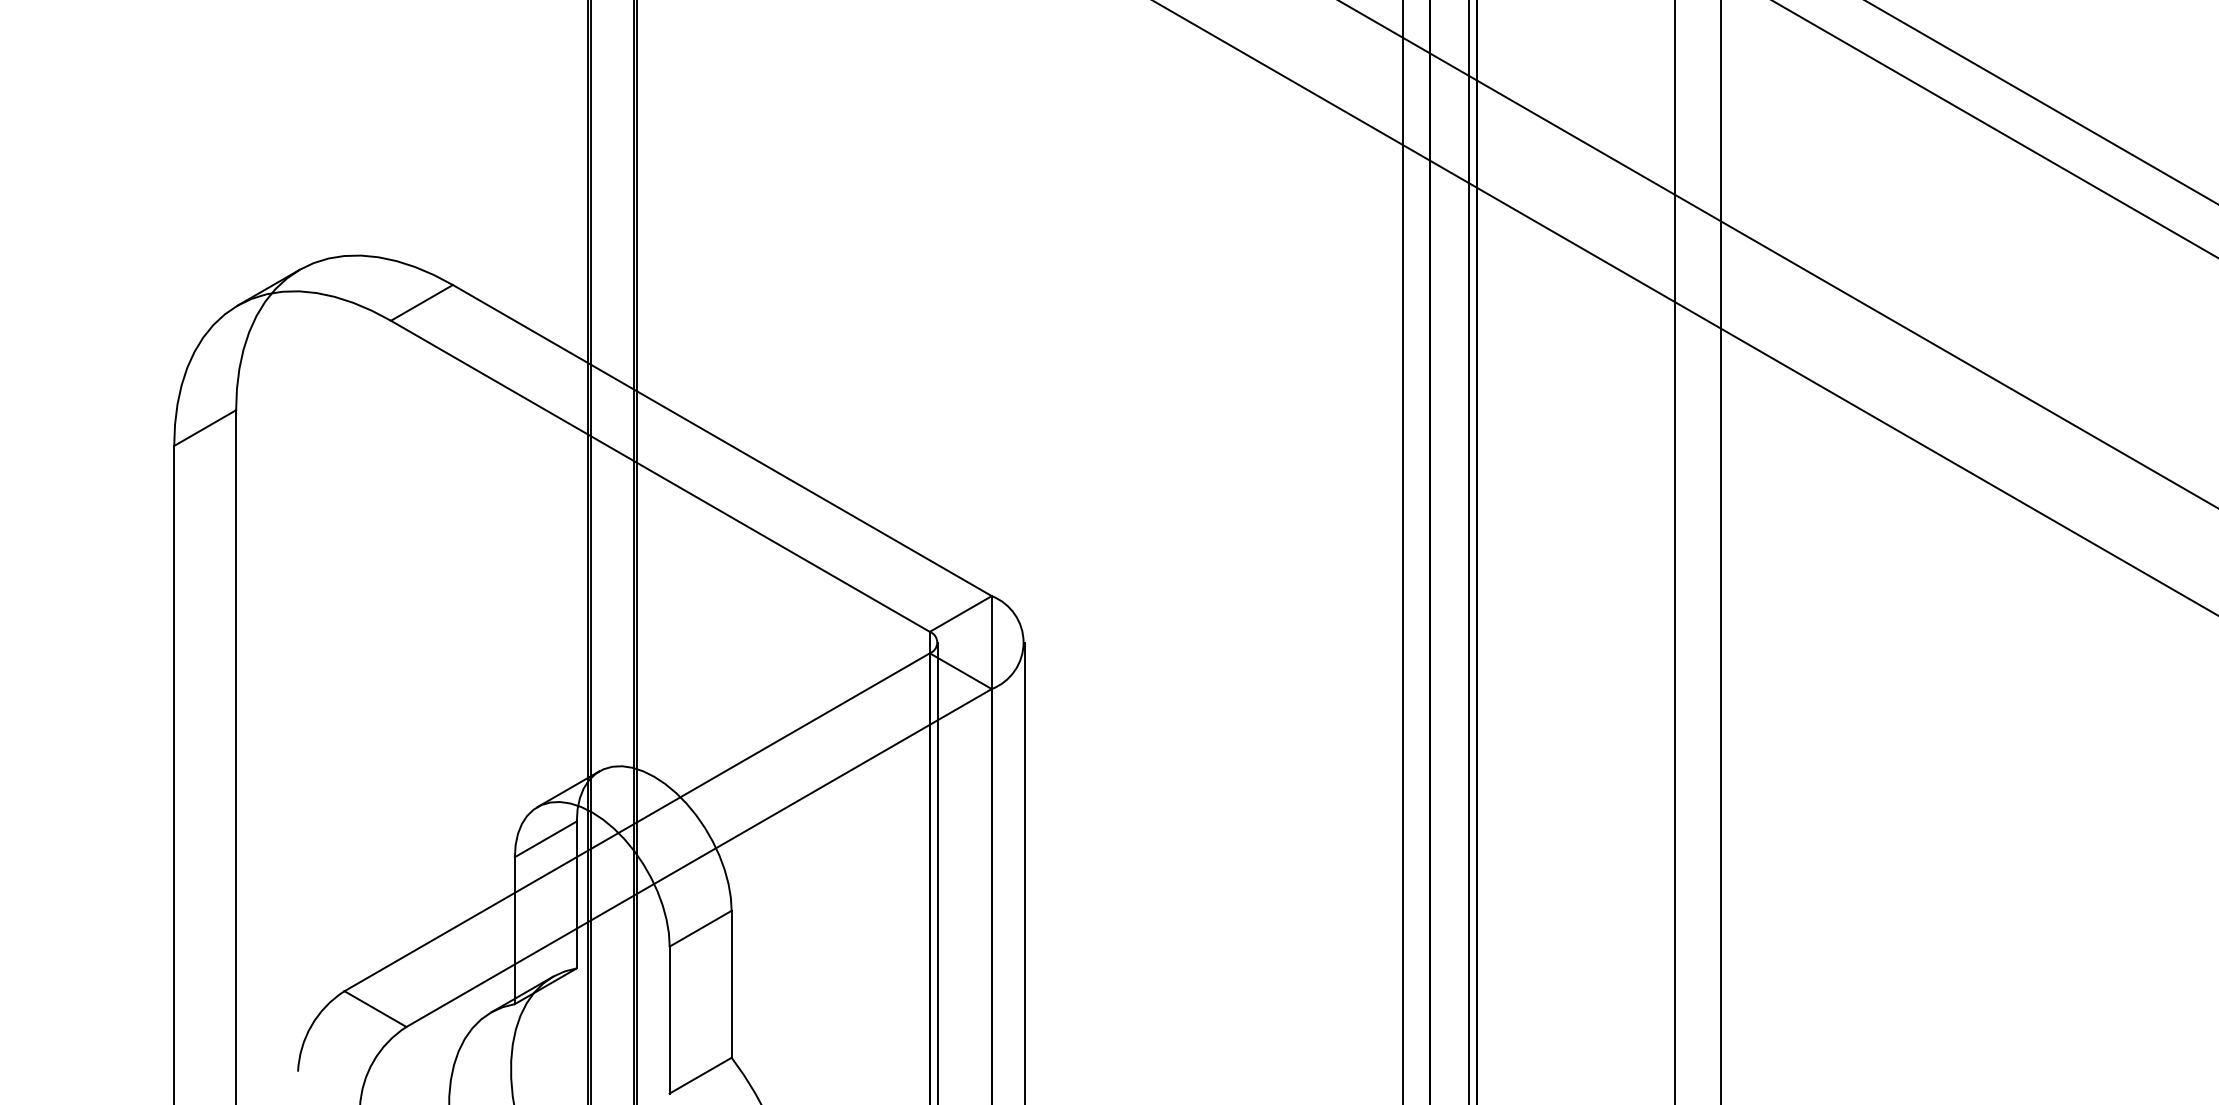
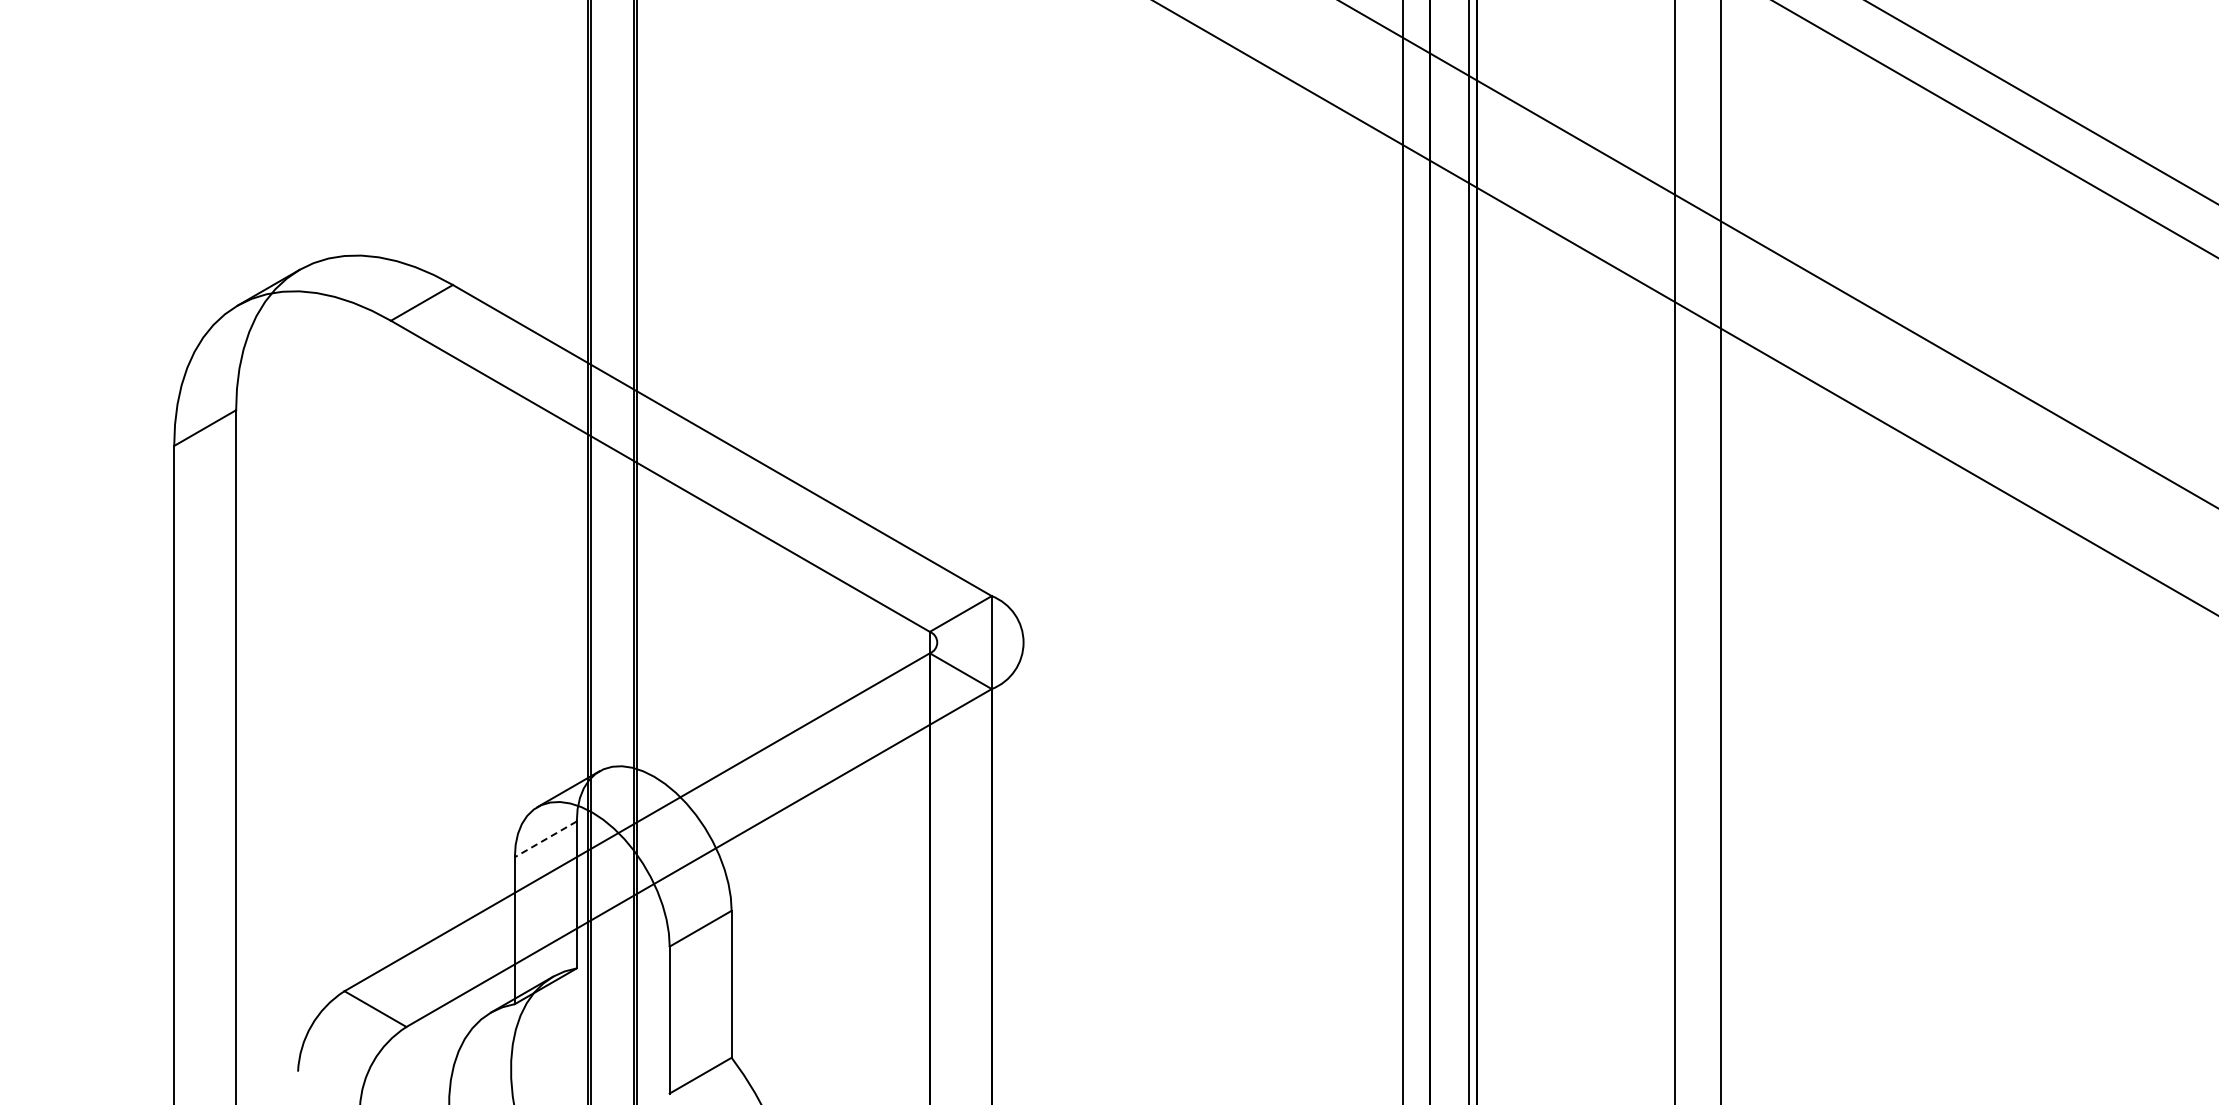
line: solid -> dashed (545, 839)
line: present -> none (937, 871)
line: present -> none (1025, 871)
